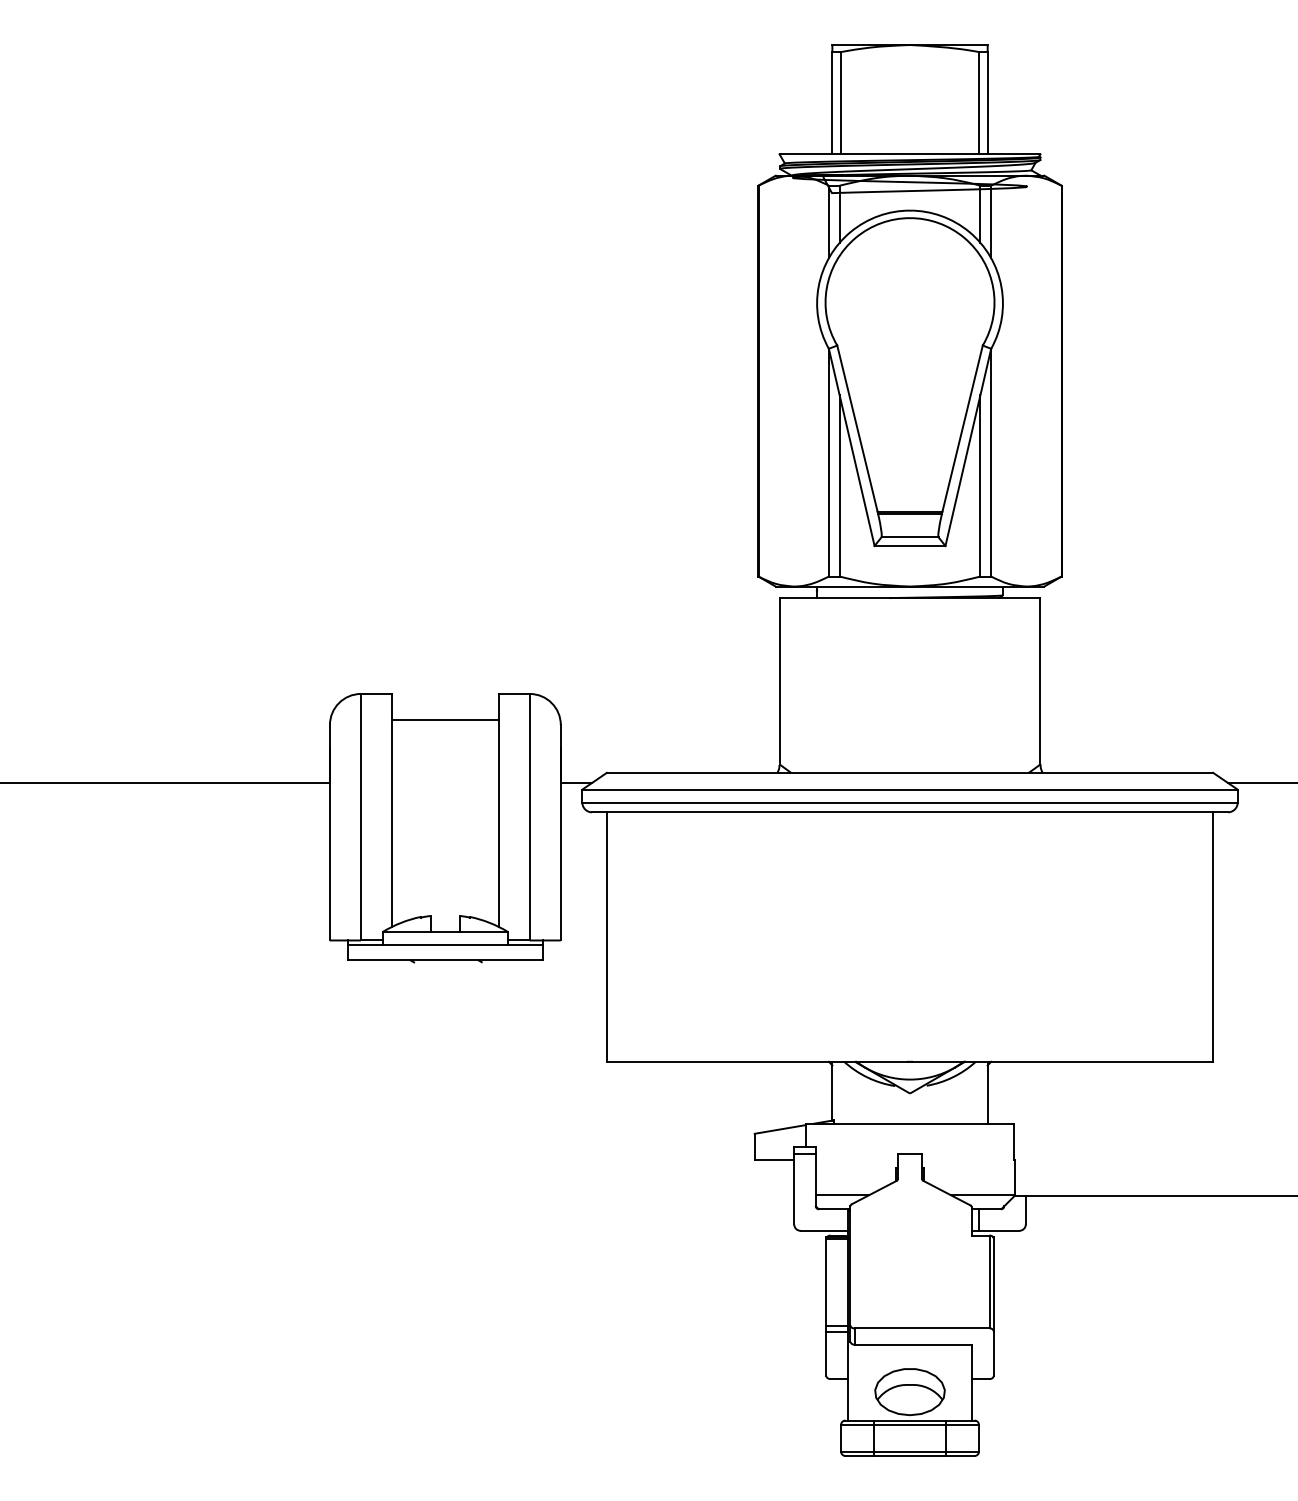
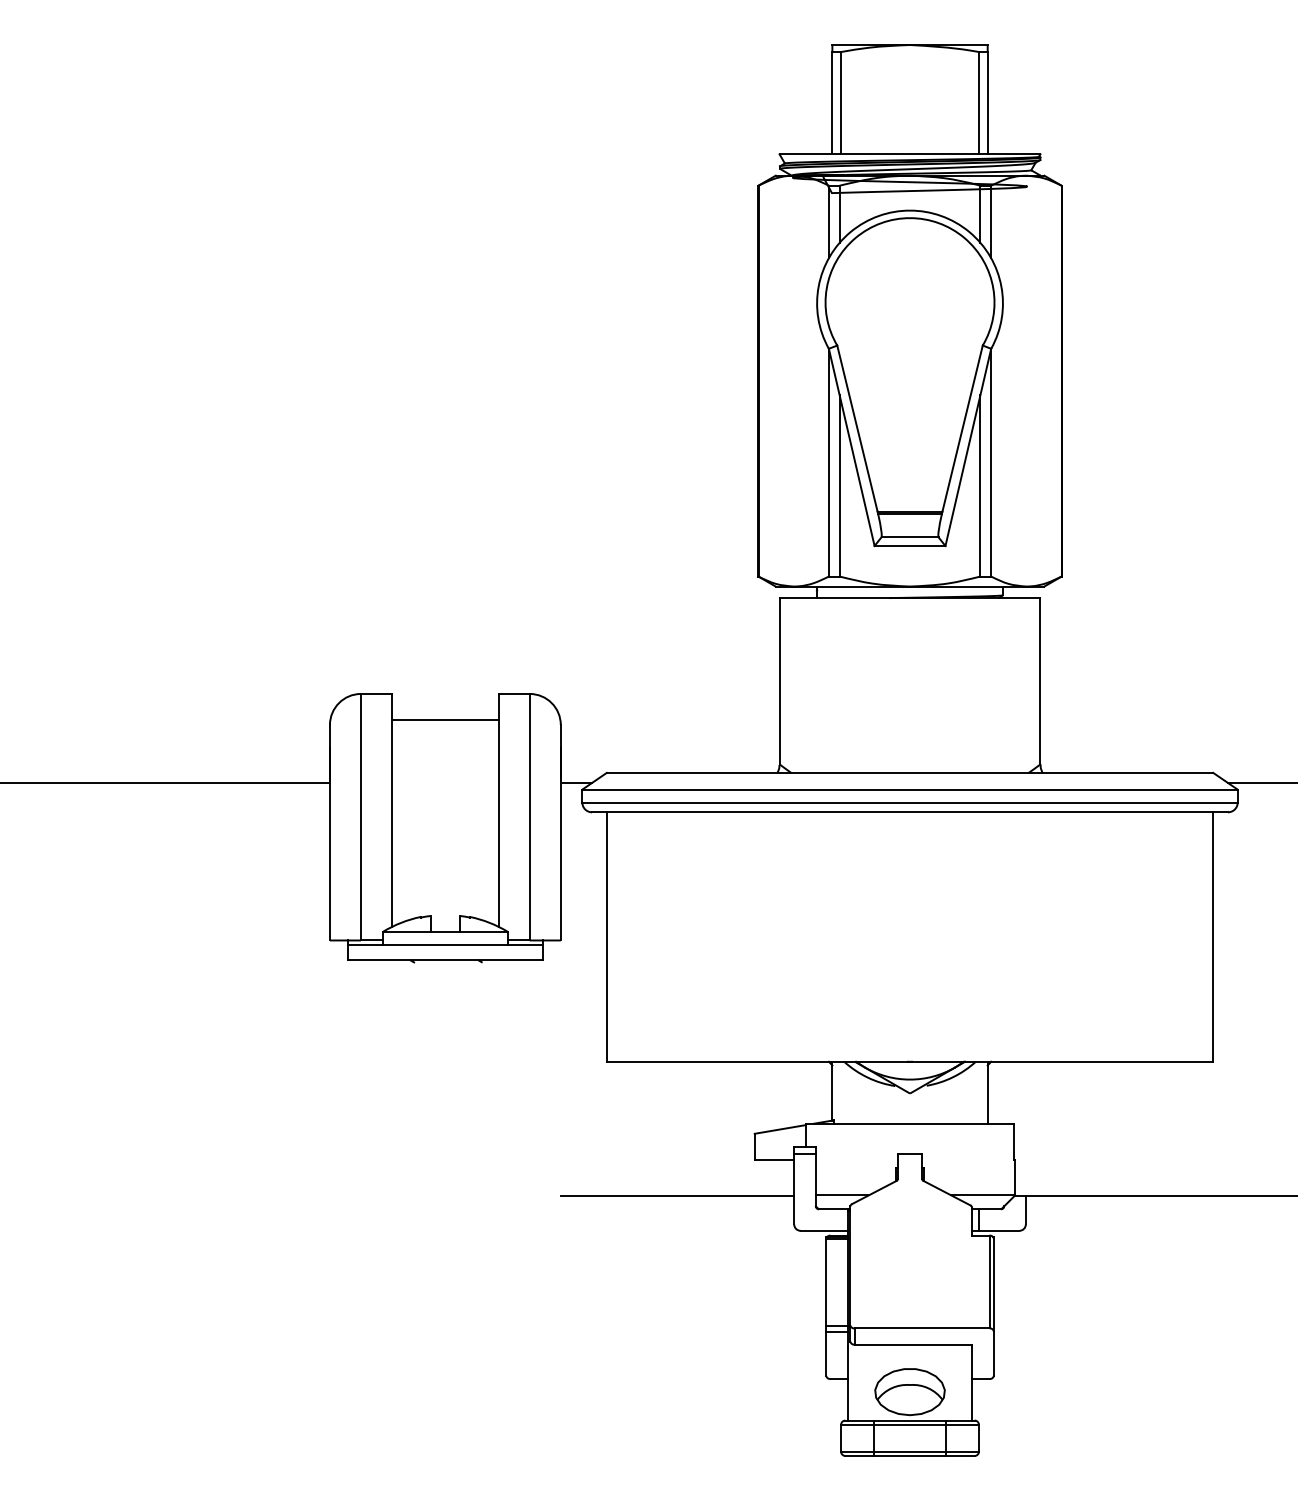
line: none -> present (677, 1195)
